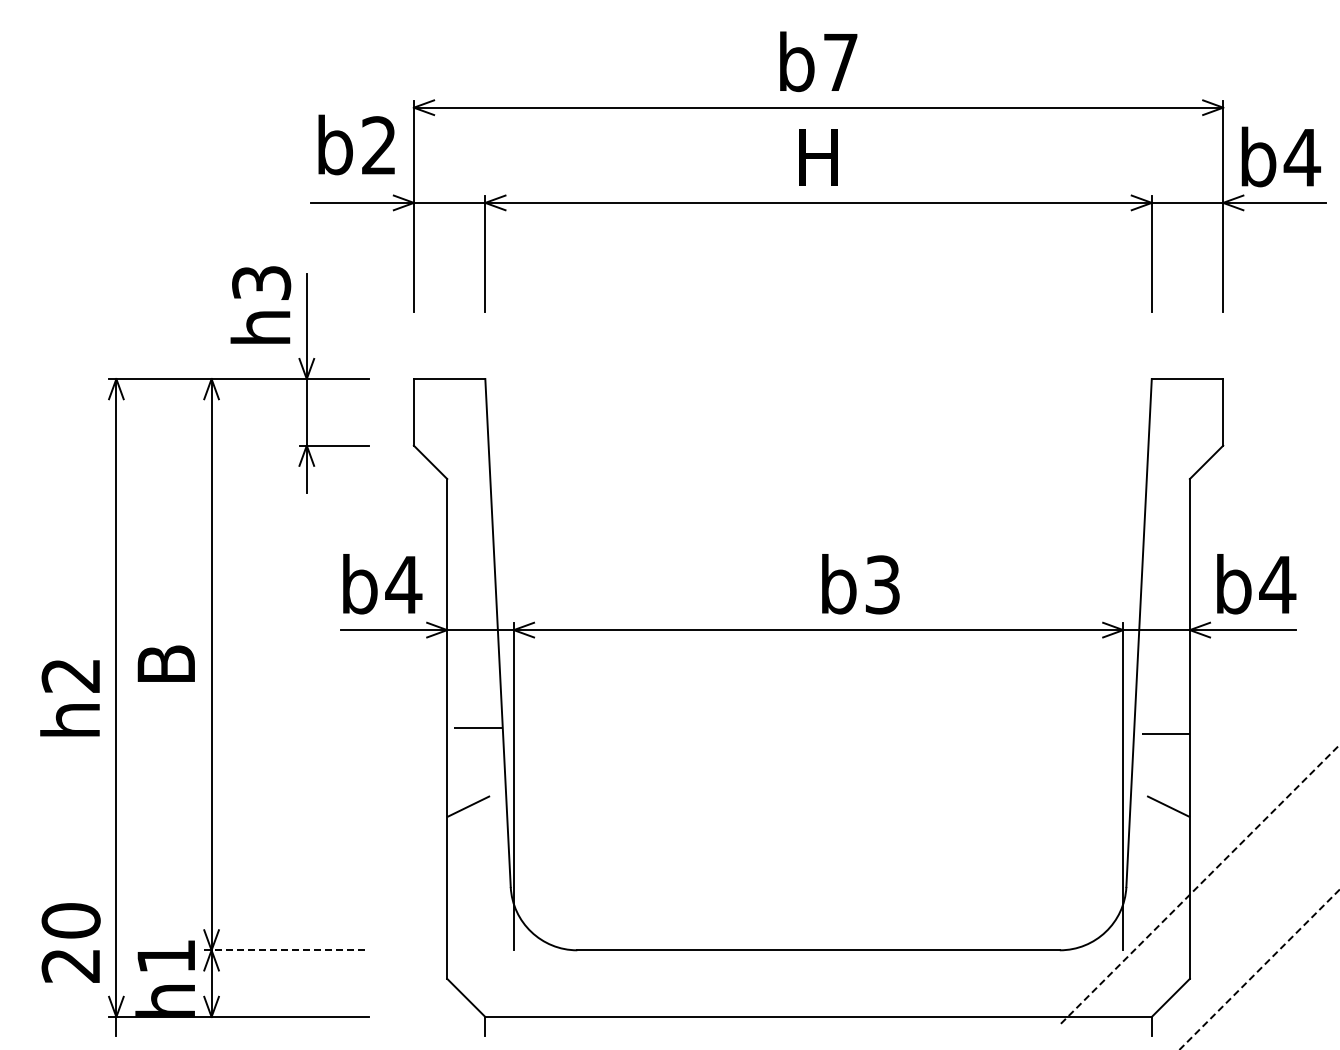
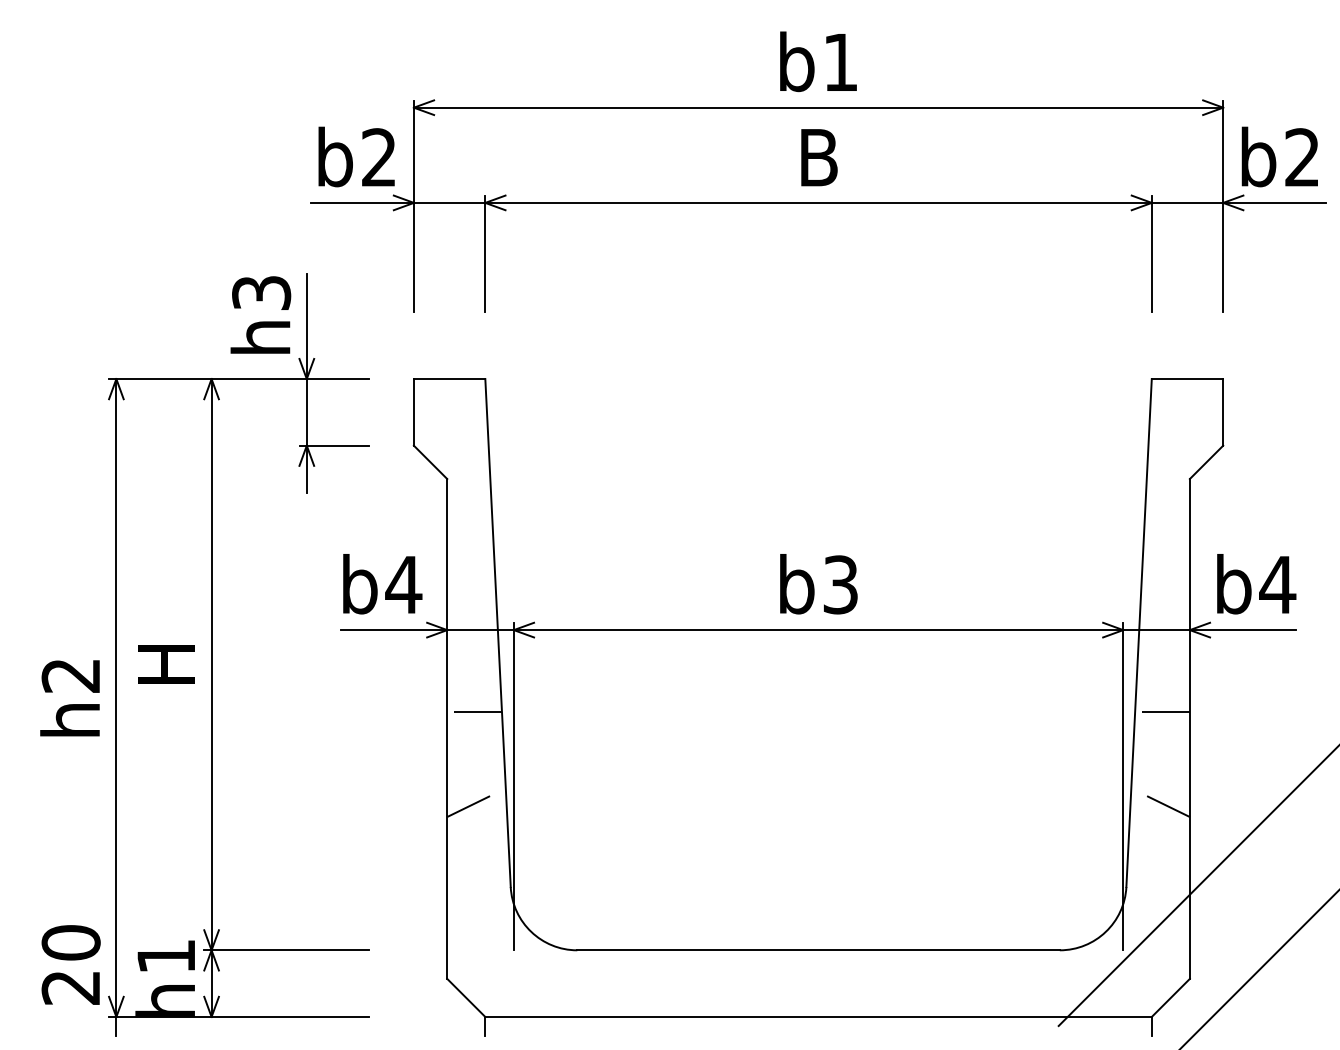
text: b7 -> b1 (840, 62)
text position: (356, 144) -> (356, 156) (356, 156)
text: H -> B (818, 157)
text: b4 -> b2 (1302, 157)
text position: (260, 304) -> (260, 314) (260, 314)
text position: (860, 584) -> (818, 584) (818, 584)
text: B -> H (165, 664)
line position: (474, 728) -> (474, 712) (474, 712)
line position: (1162, 734) -> (1162, 712) (1162, 712)
line: dashed -> solid (1199, 885)
text position: (70, 942) -> (70, 964) (70, 964)
line: dashed -> solid (287, 950)
line: dashed -> solid (1259, 969)
